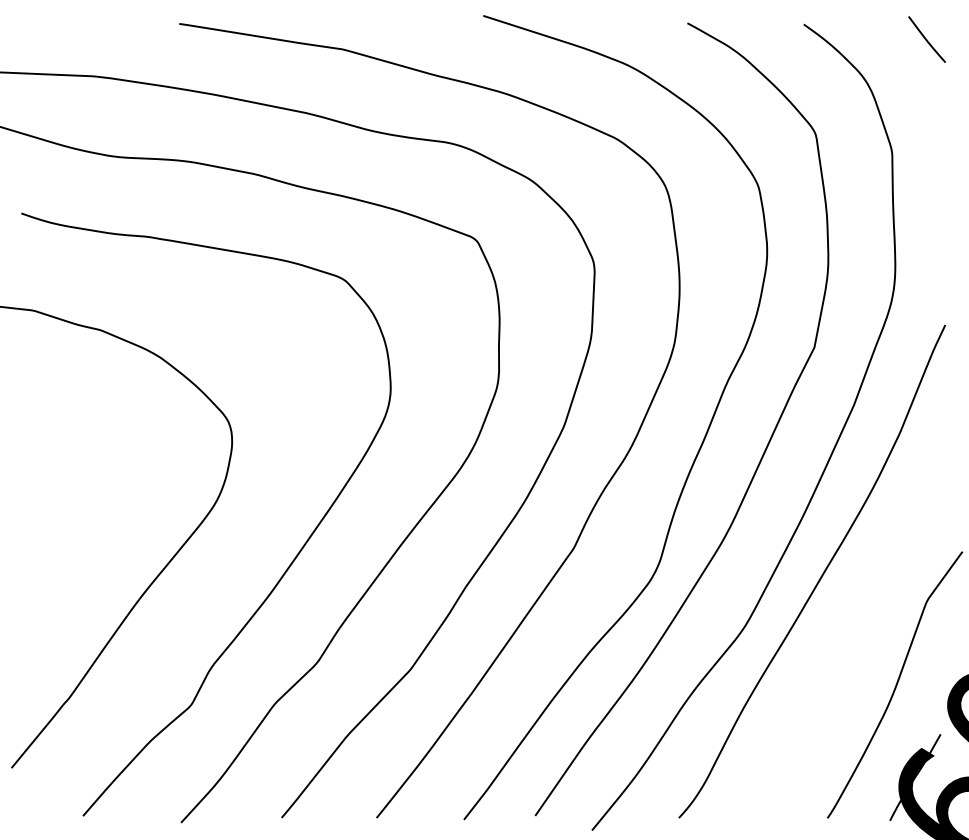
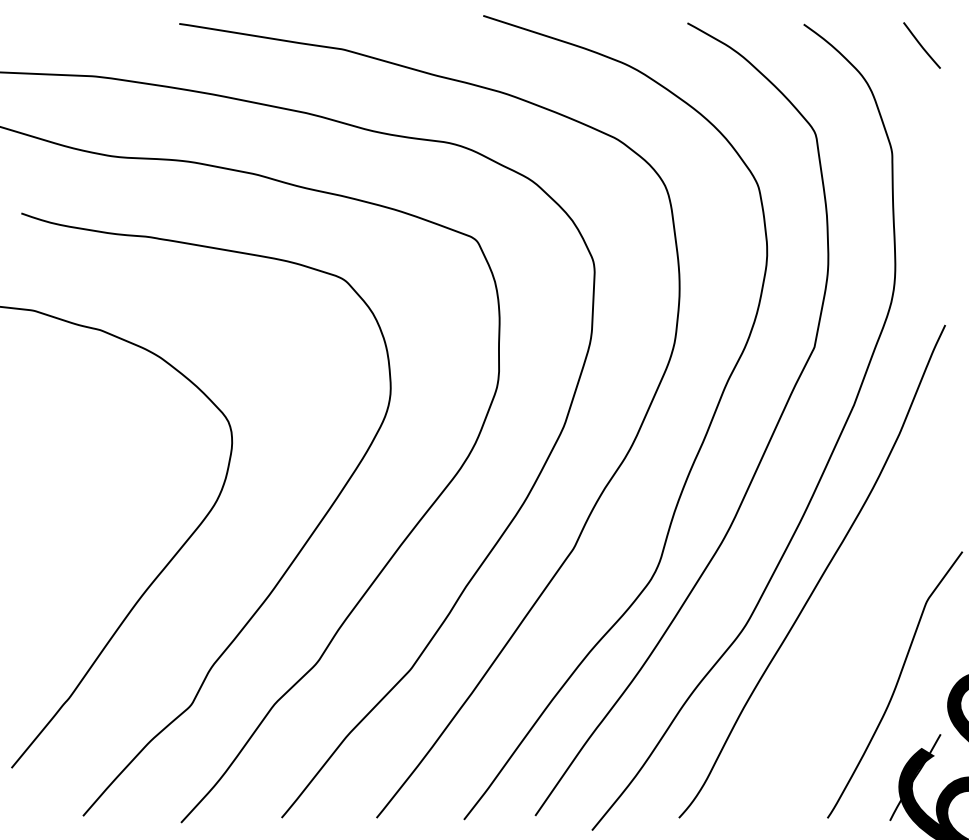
line position: (926, 39) -> (921, 45) (921, 45)
